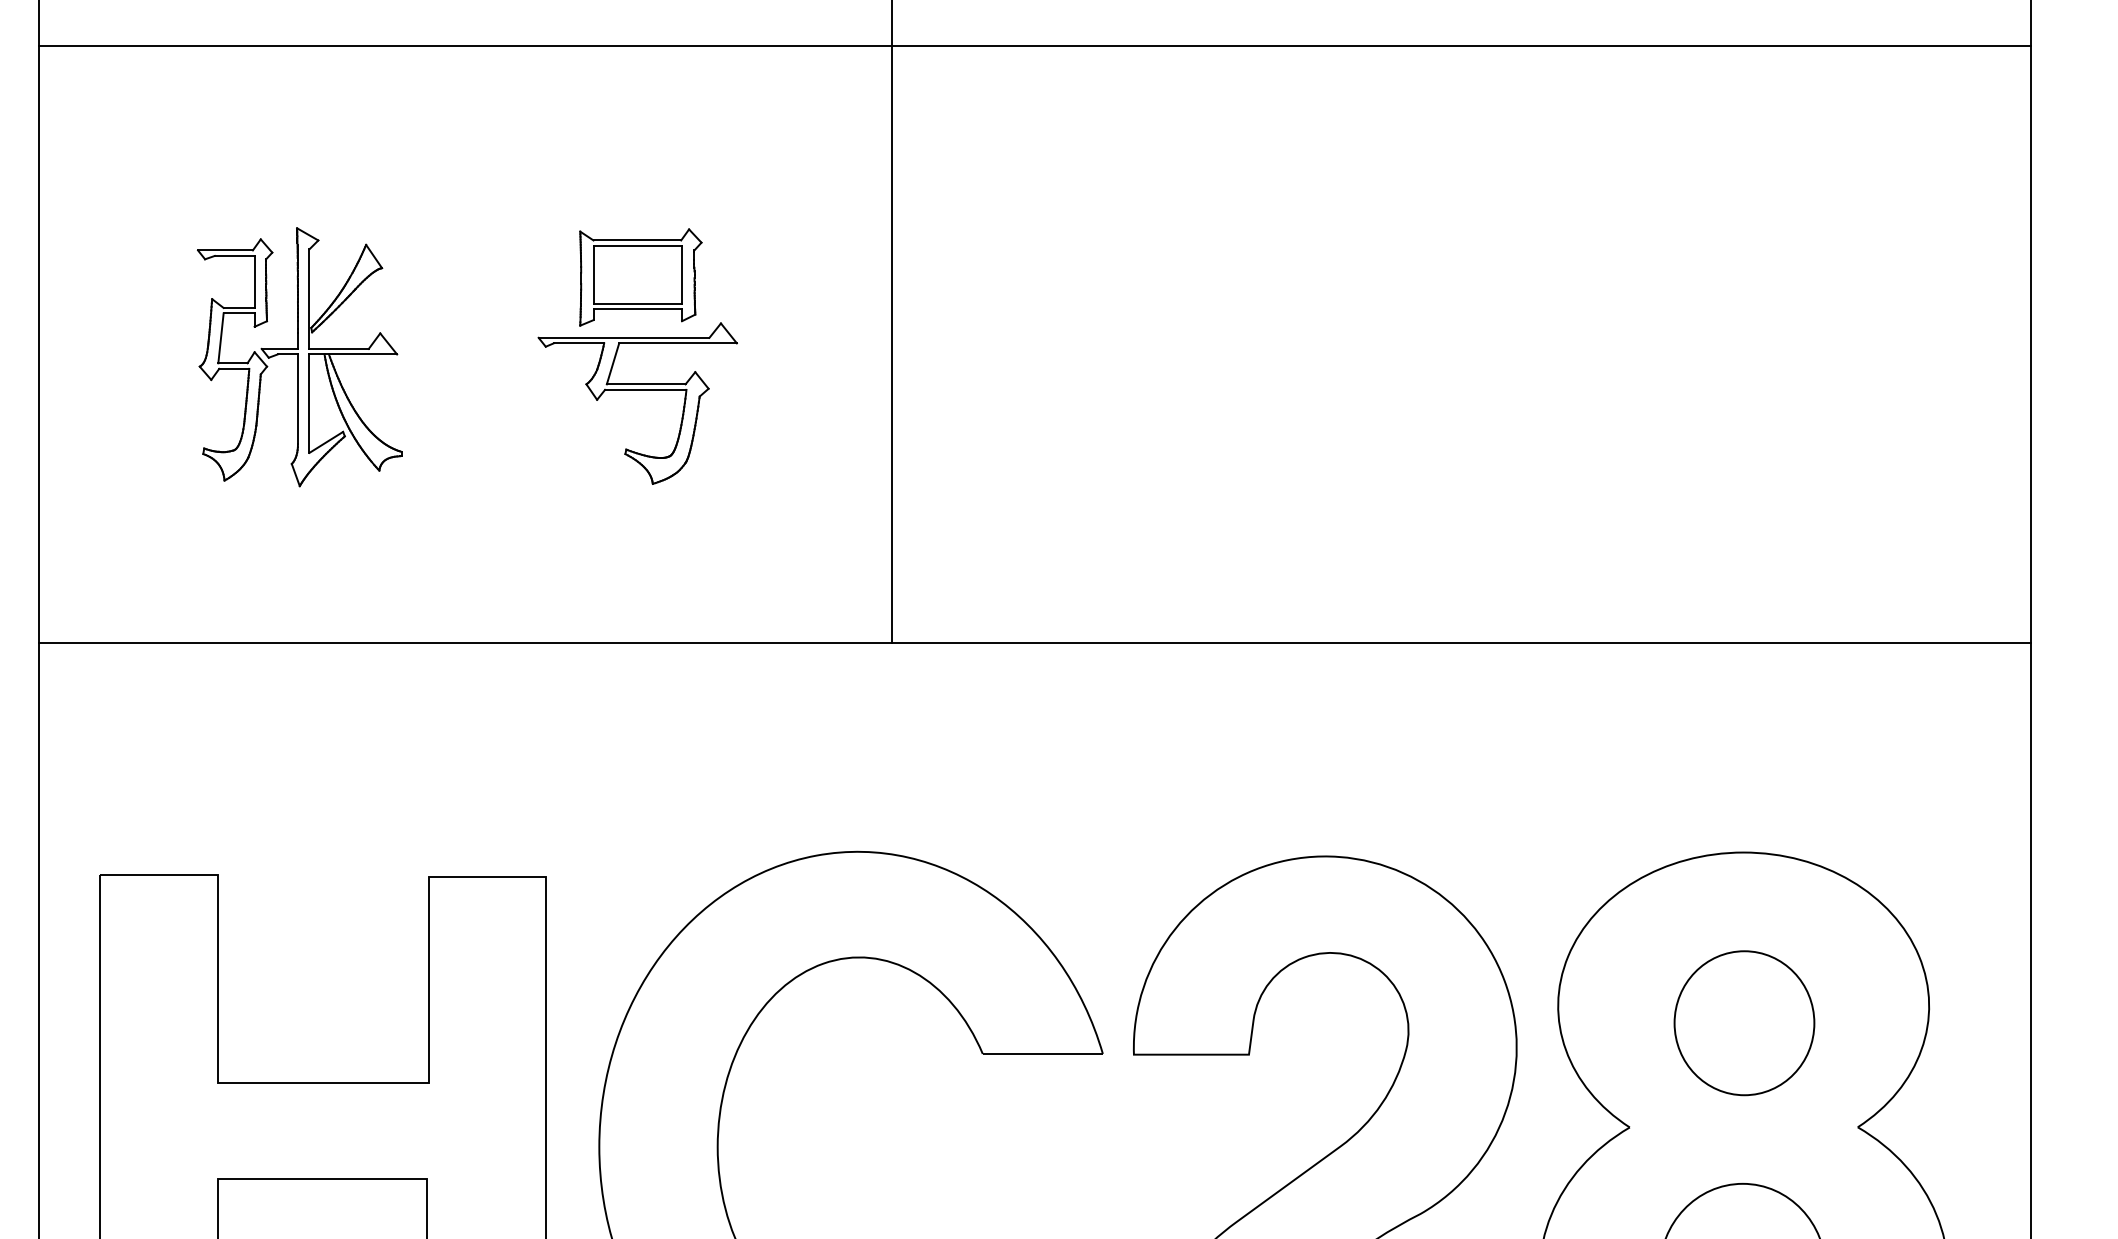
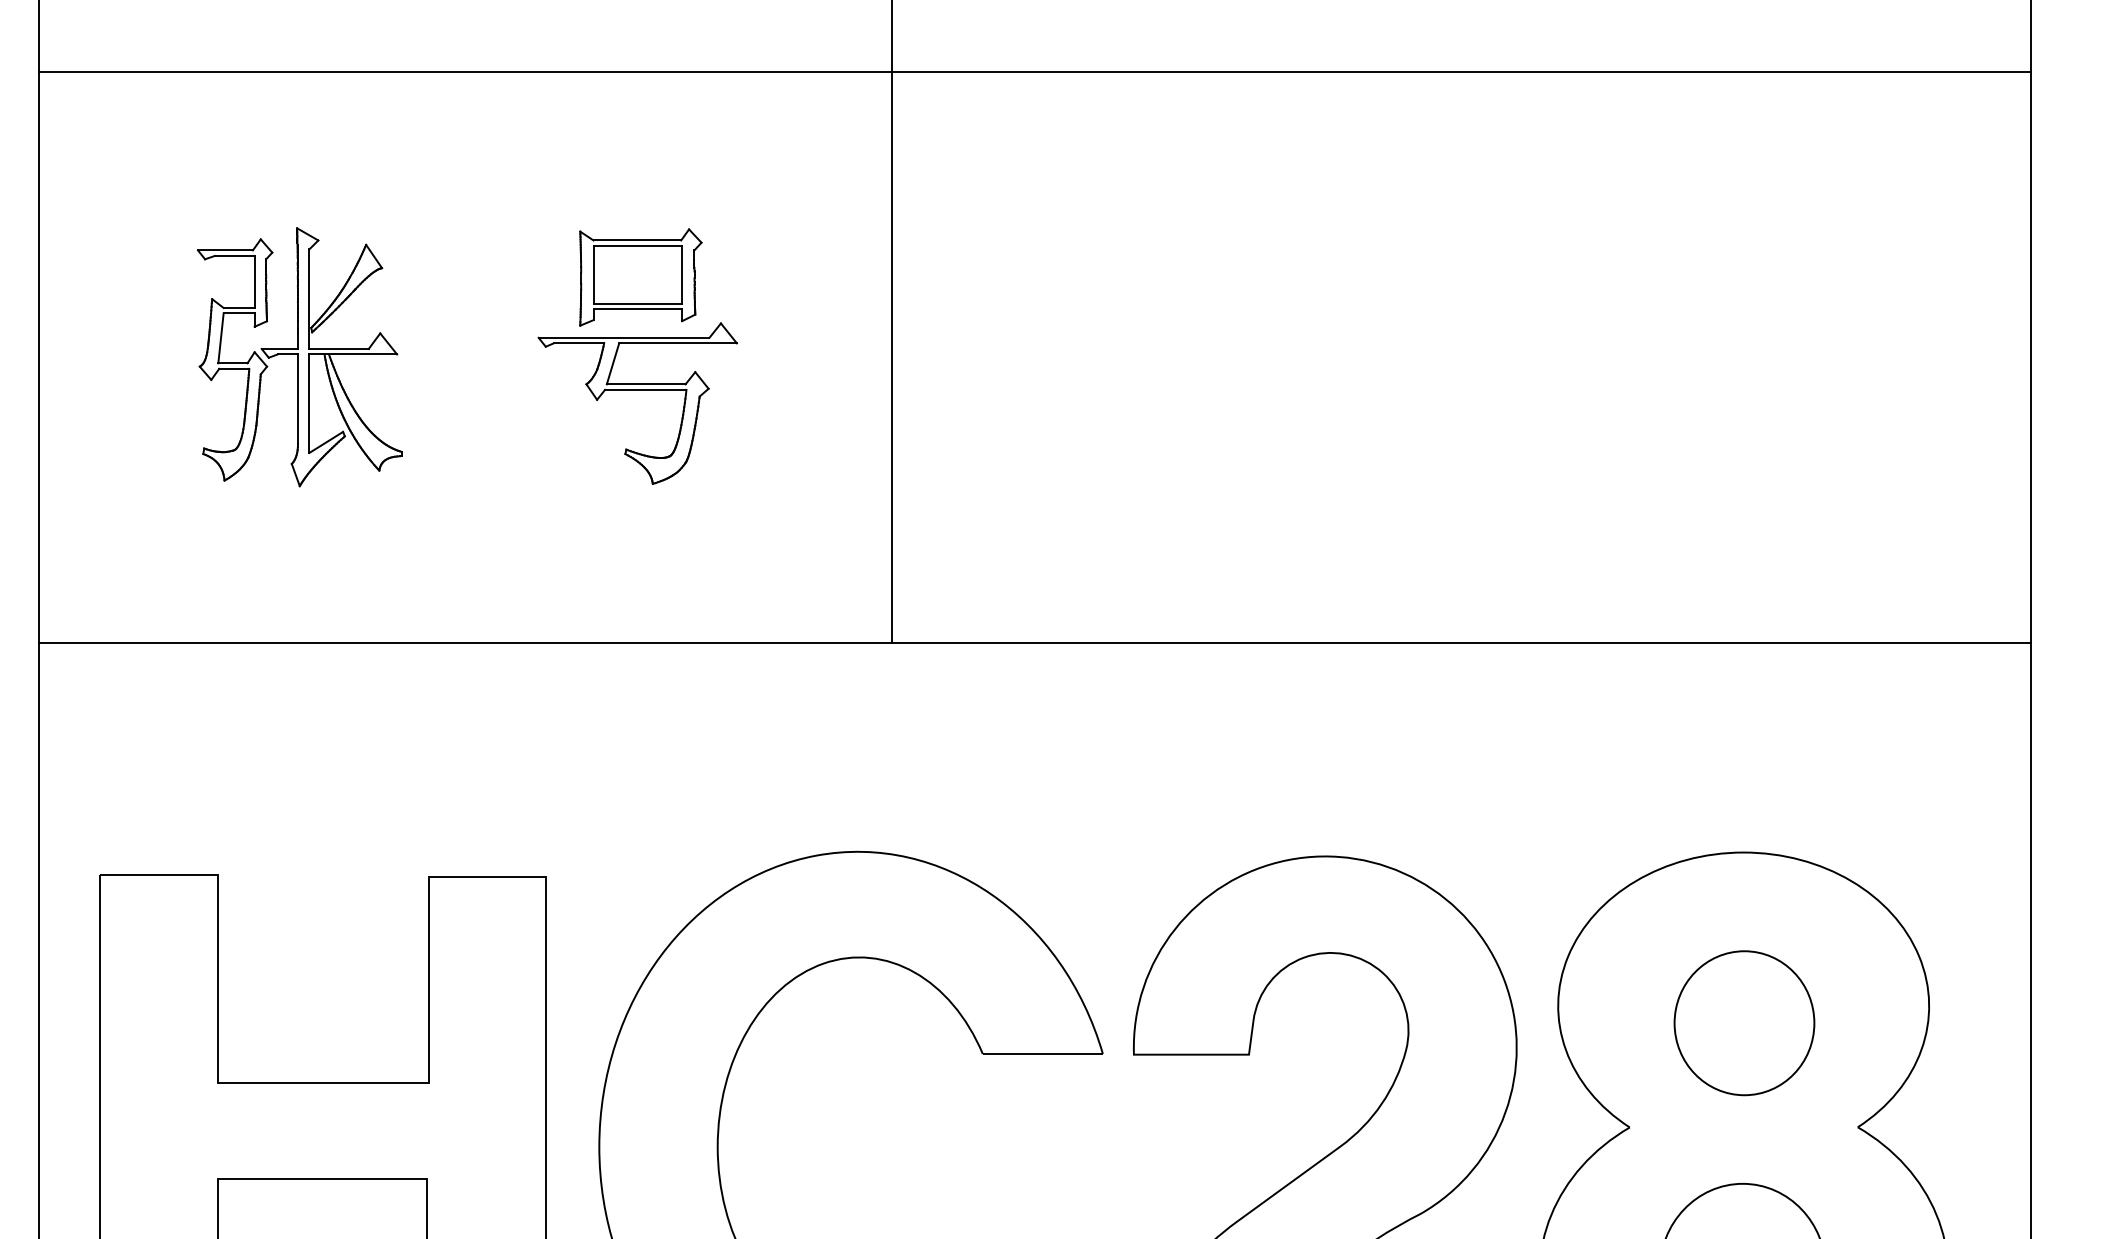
line position: (1034, 45) -> (1034, 71) (1034, 71)
